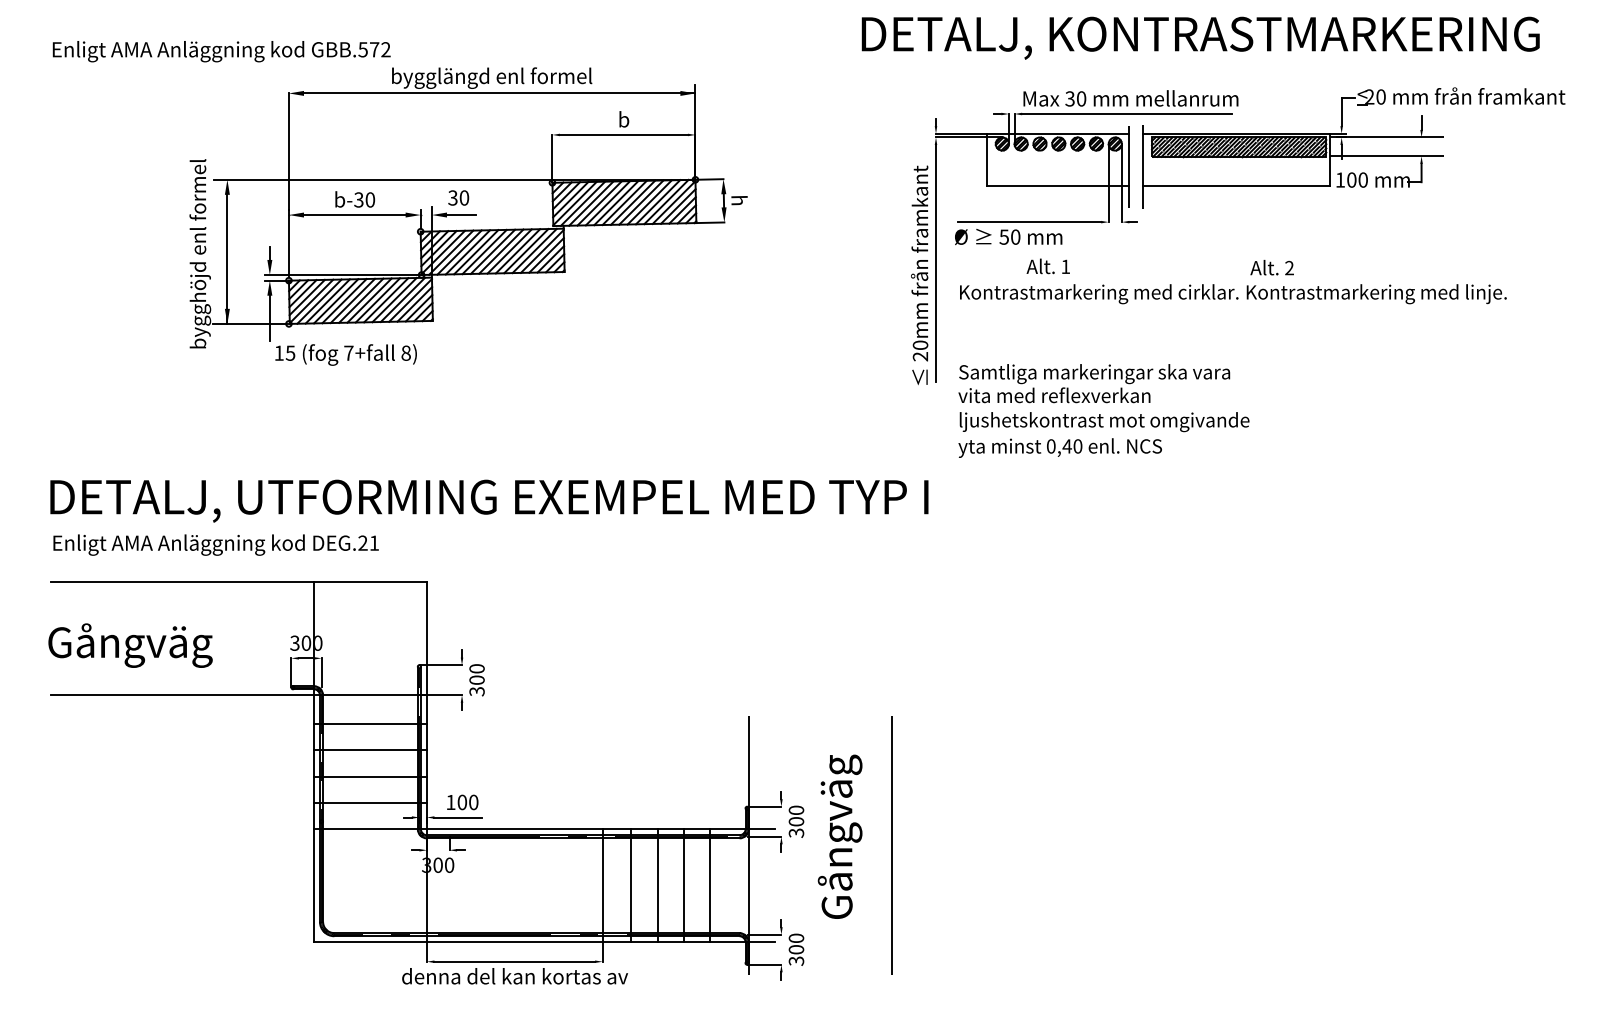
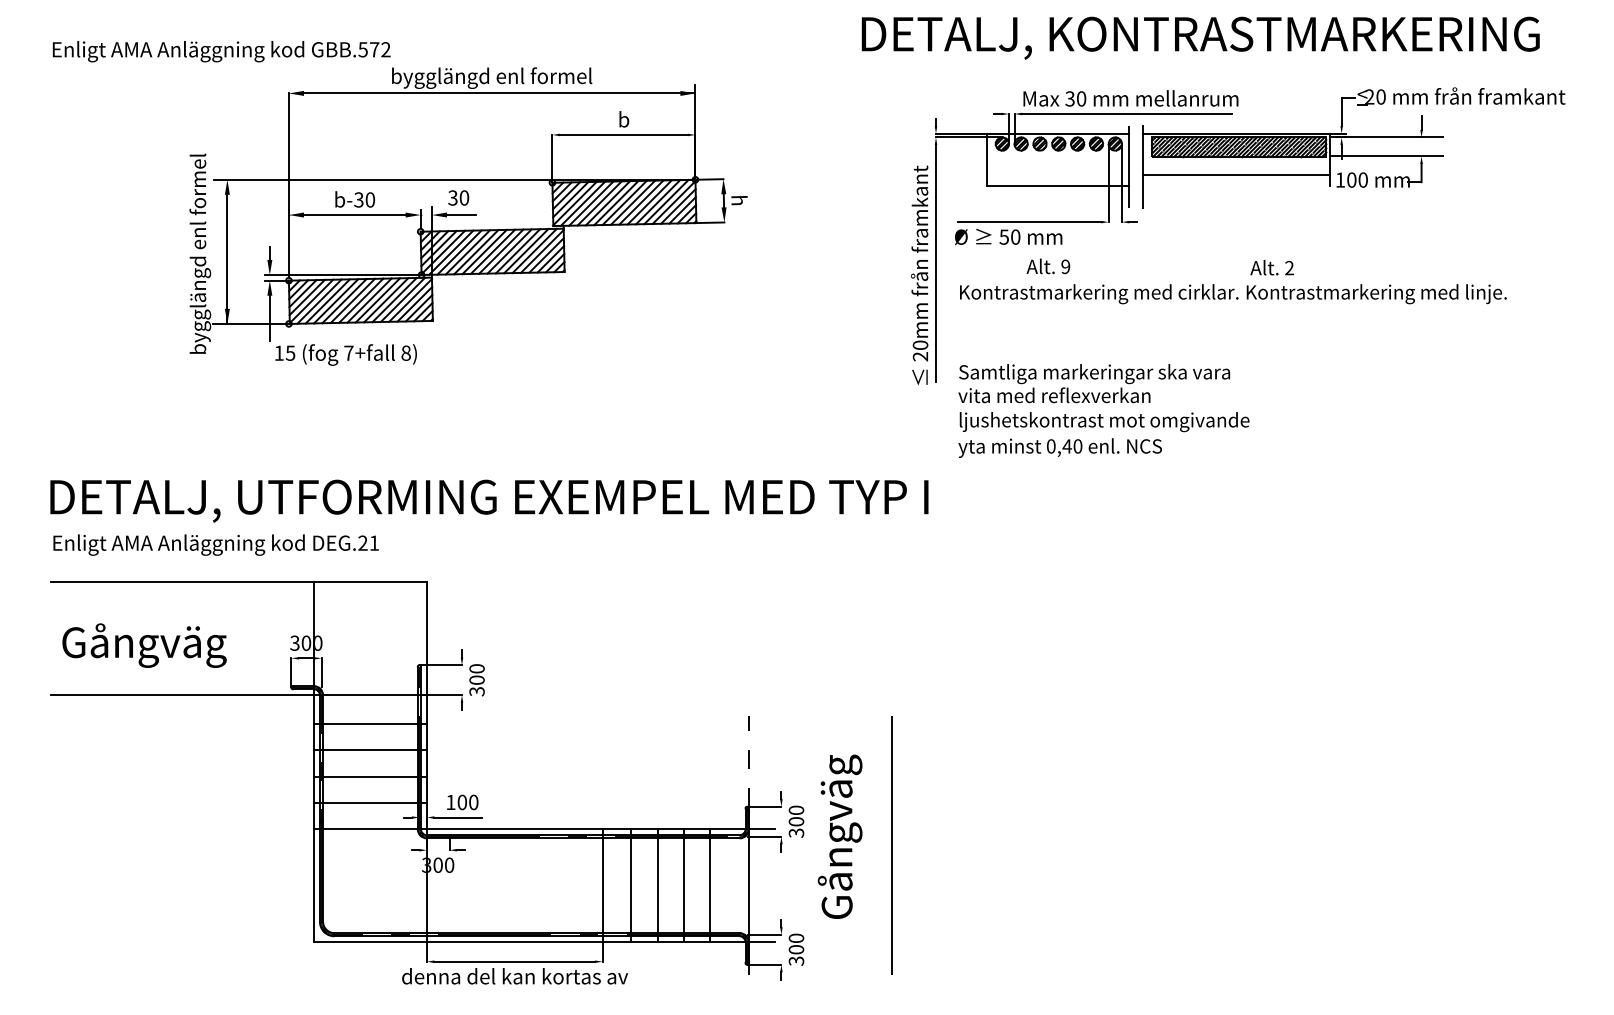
line position: (1236, 186) -> (1236, 175) (1236, 175)
text: bygghöjd enl formel -> bygglängd enl formel (200, 253)
text: 1 -> 9 (1065, 266)
text position: (130, 645) -> (144, 645) (144, 645)
line: solid -> dashed (748, 761)
